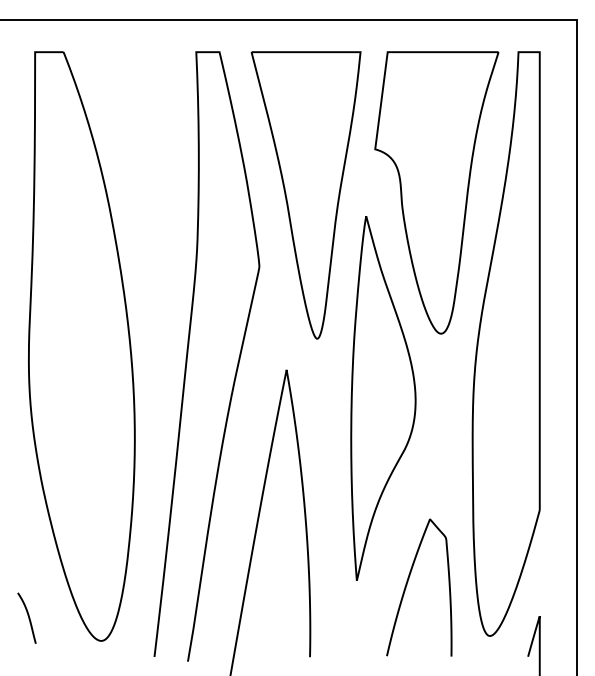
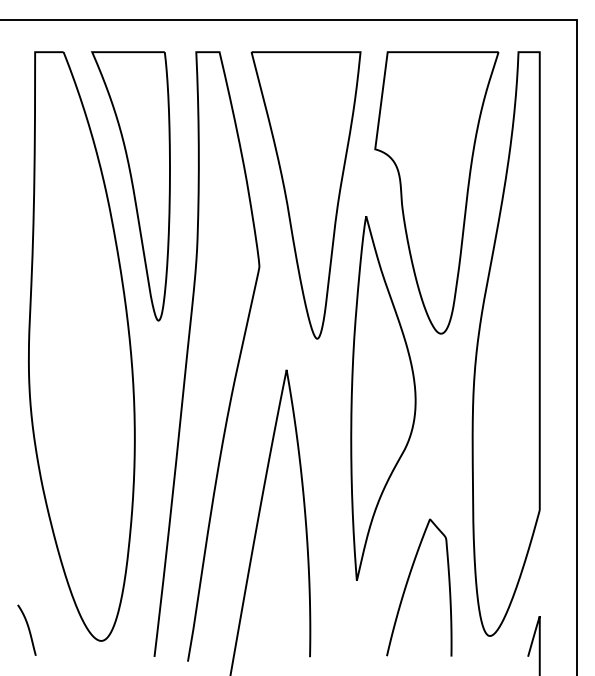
part: none -> present (130, 186)
curve position: (28, 617) -> (28, 629) (28, 629)
